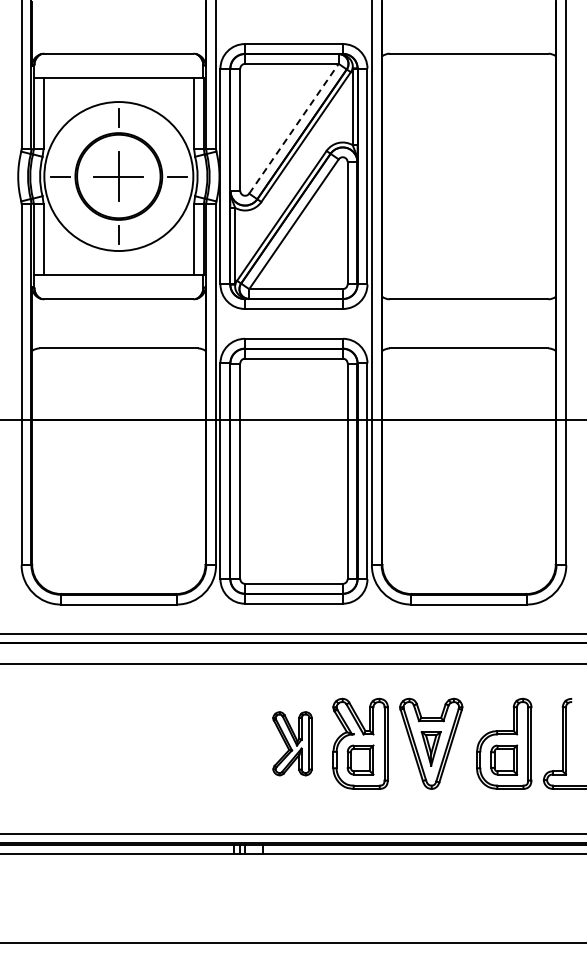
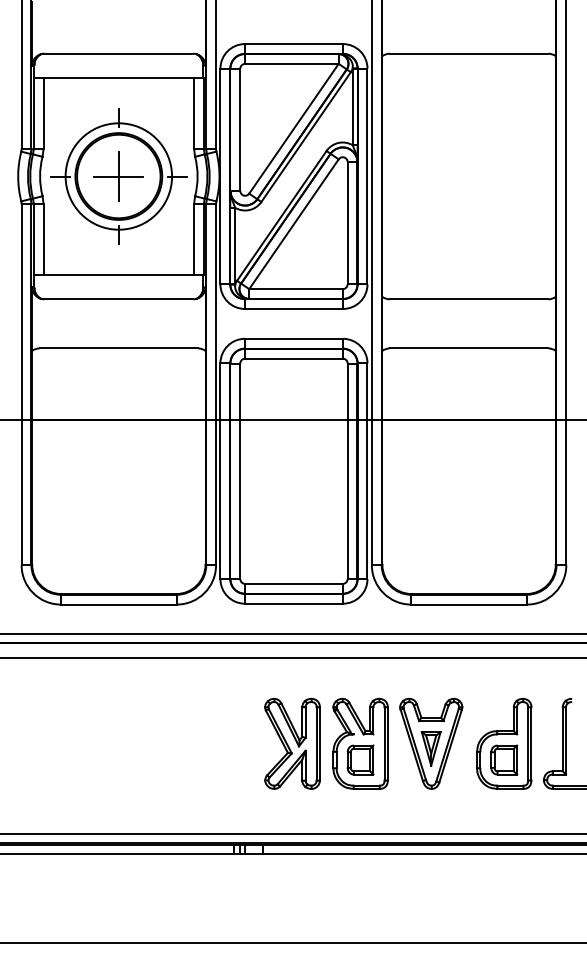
line: dashed -> solid (293, 128)
circle diameter: 149 px -> 106 px (118, 176)
line position: (292, 664) -> (292, 658) (292, 658)
part size: 41x66 px -> 57x93 px (292, 743)
